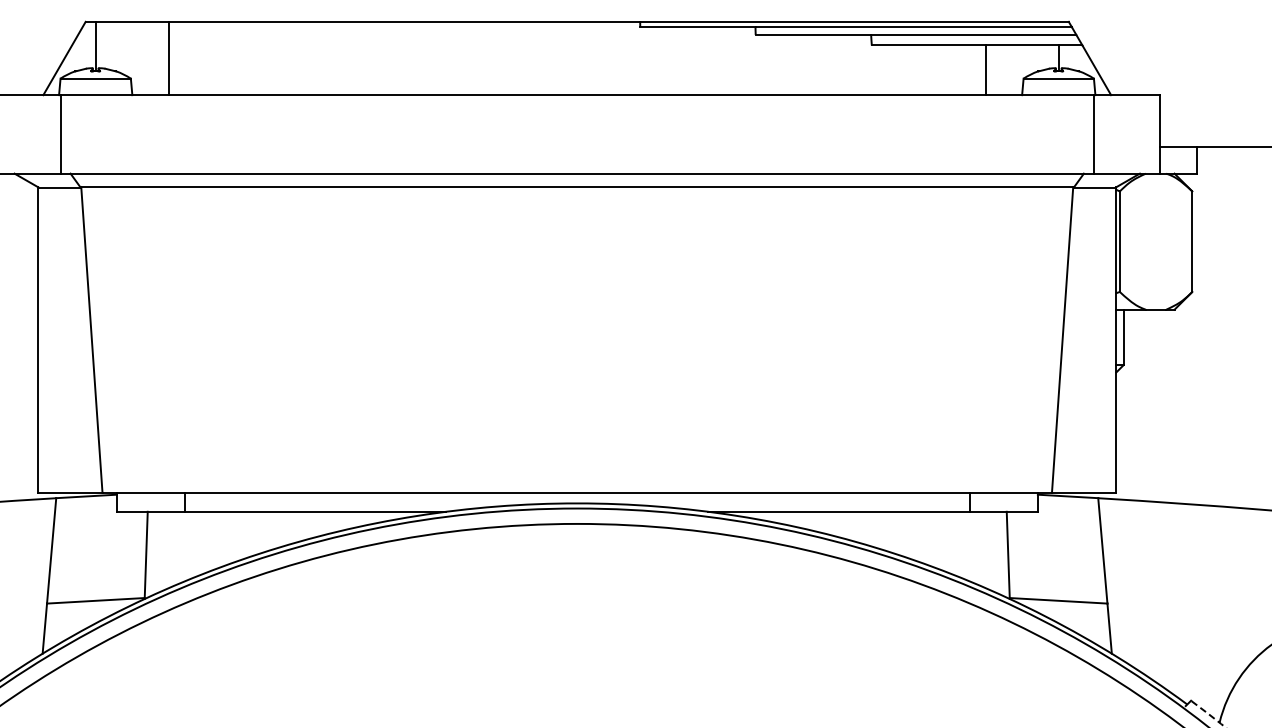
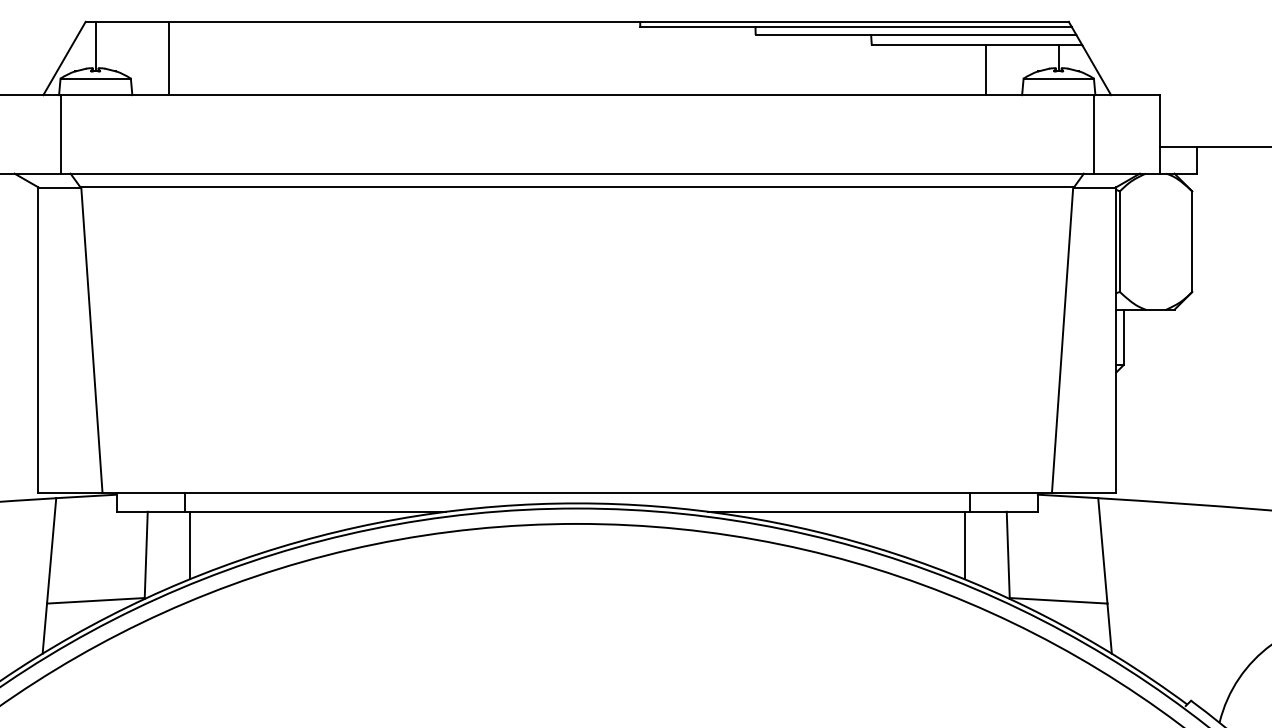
line: none -> present (189, 545)
line: none -> present (964, 545)
arc: dashed -> solid (1208, 714)
